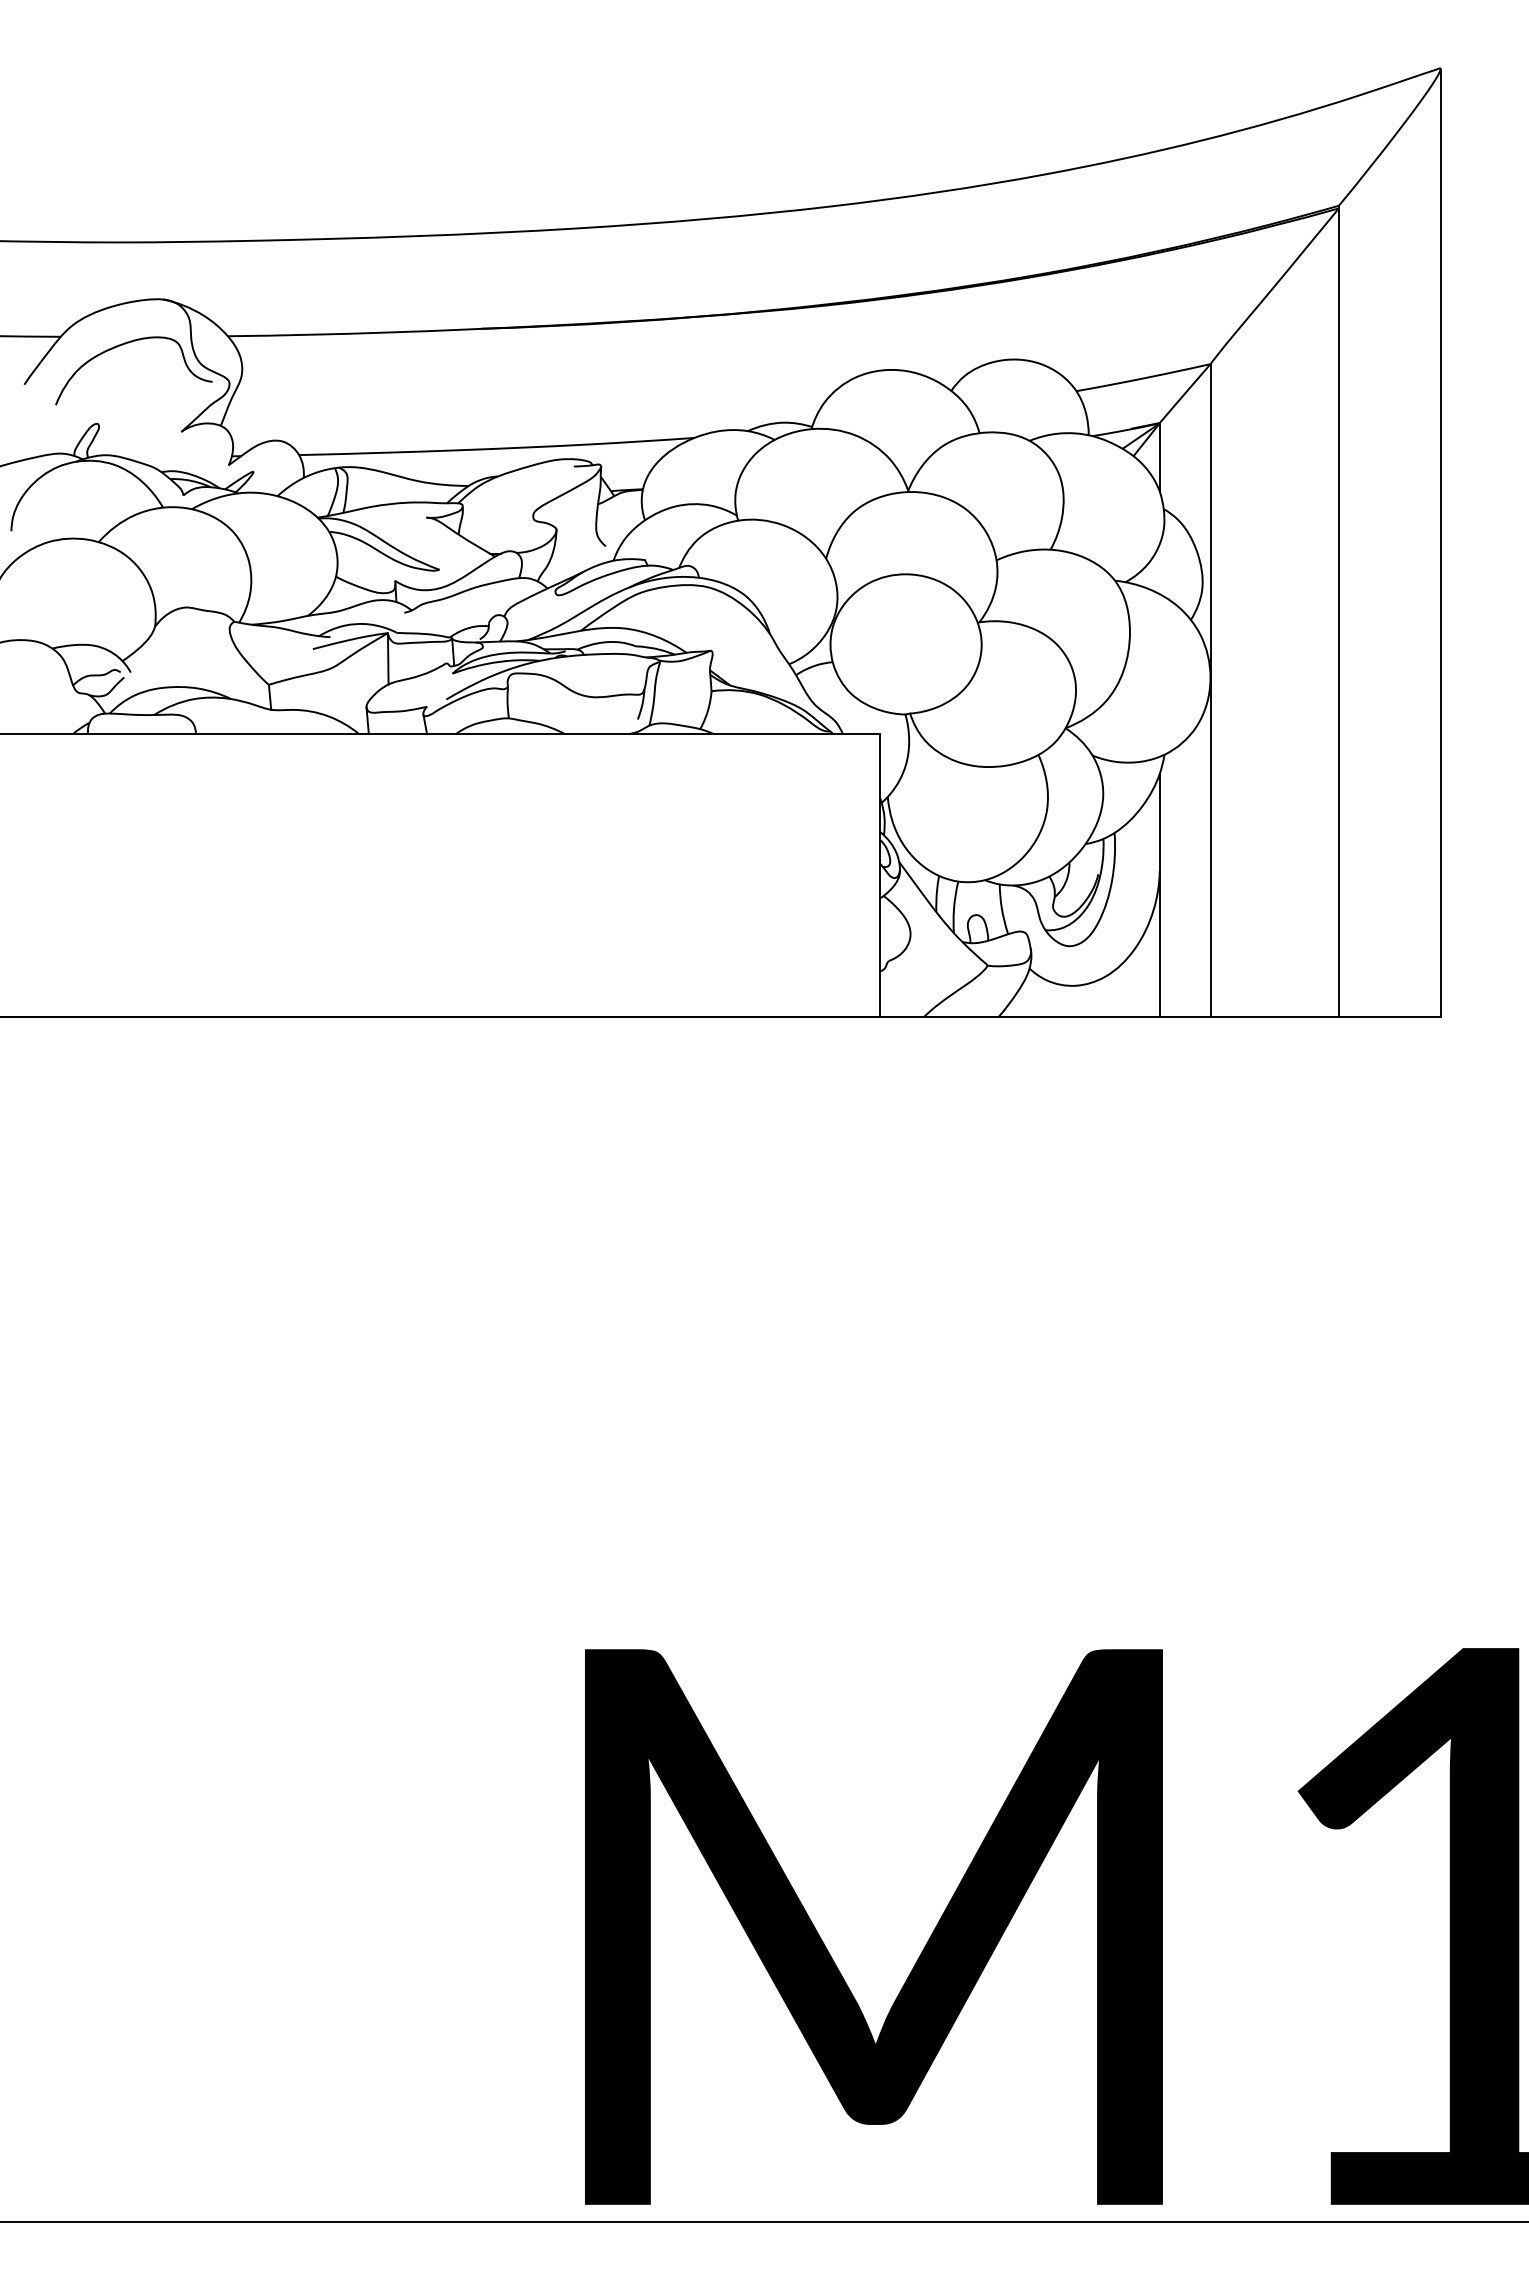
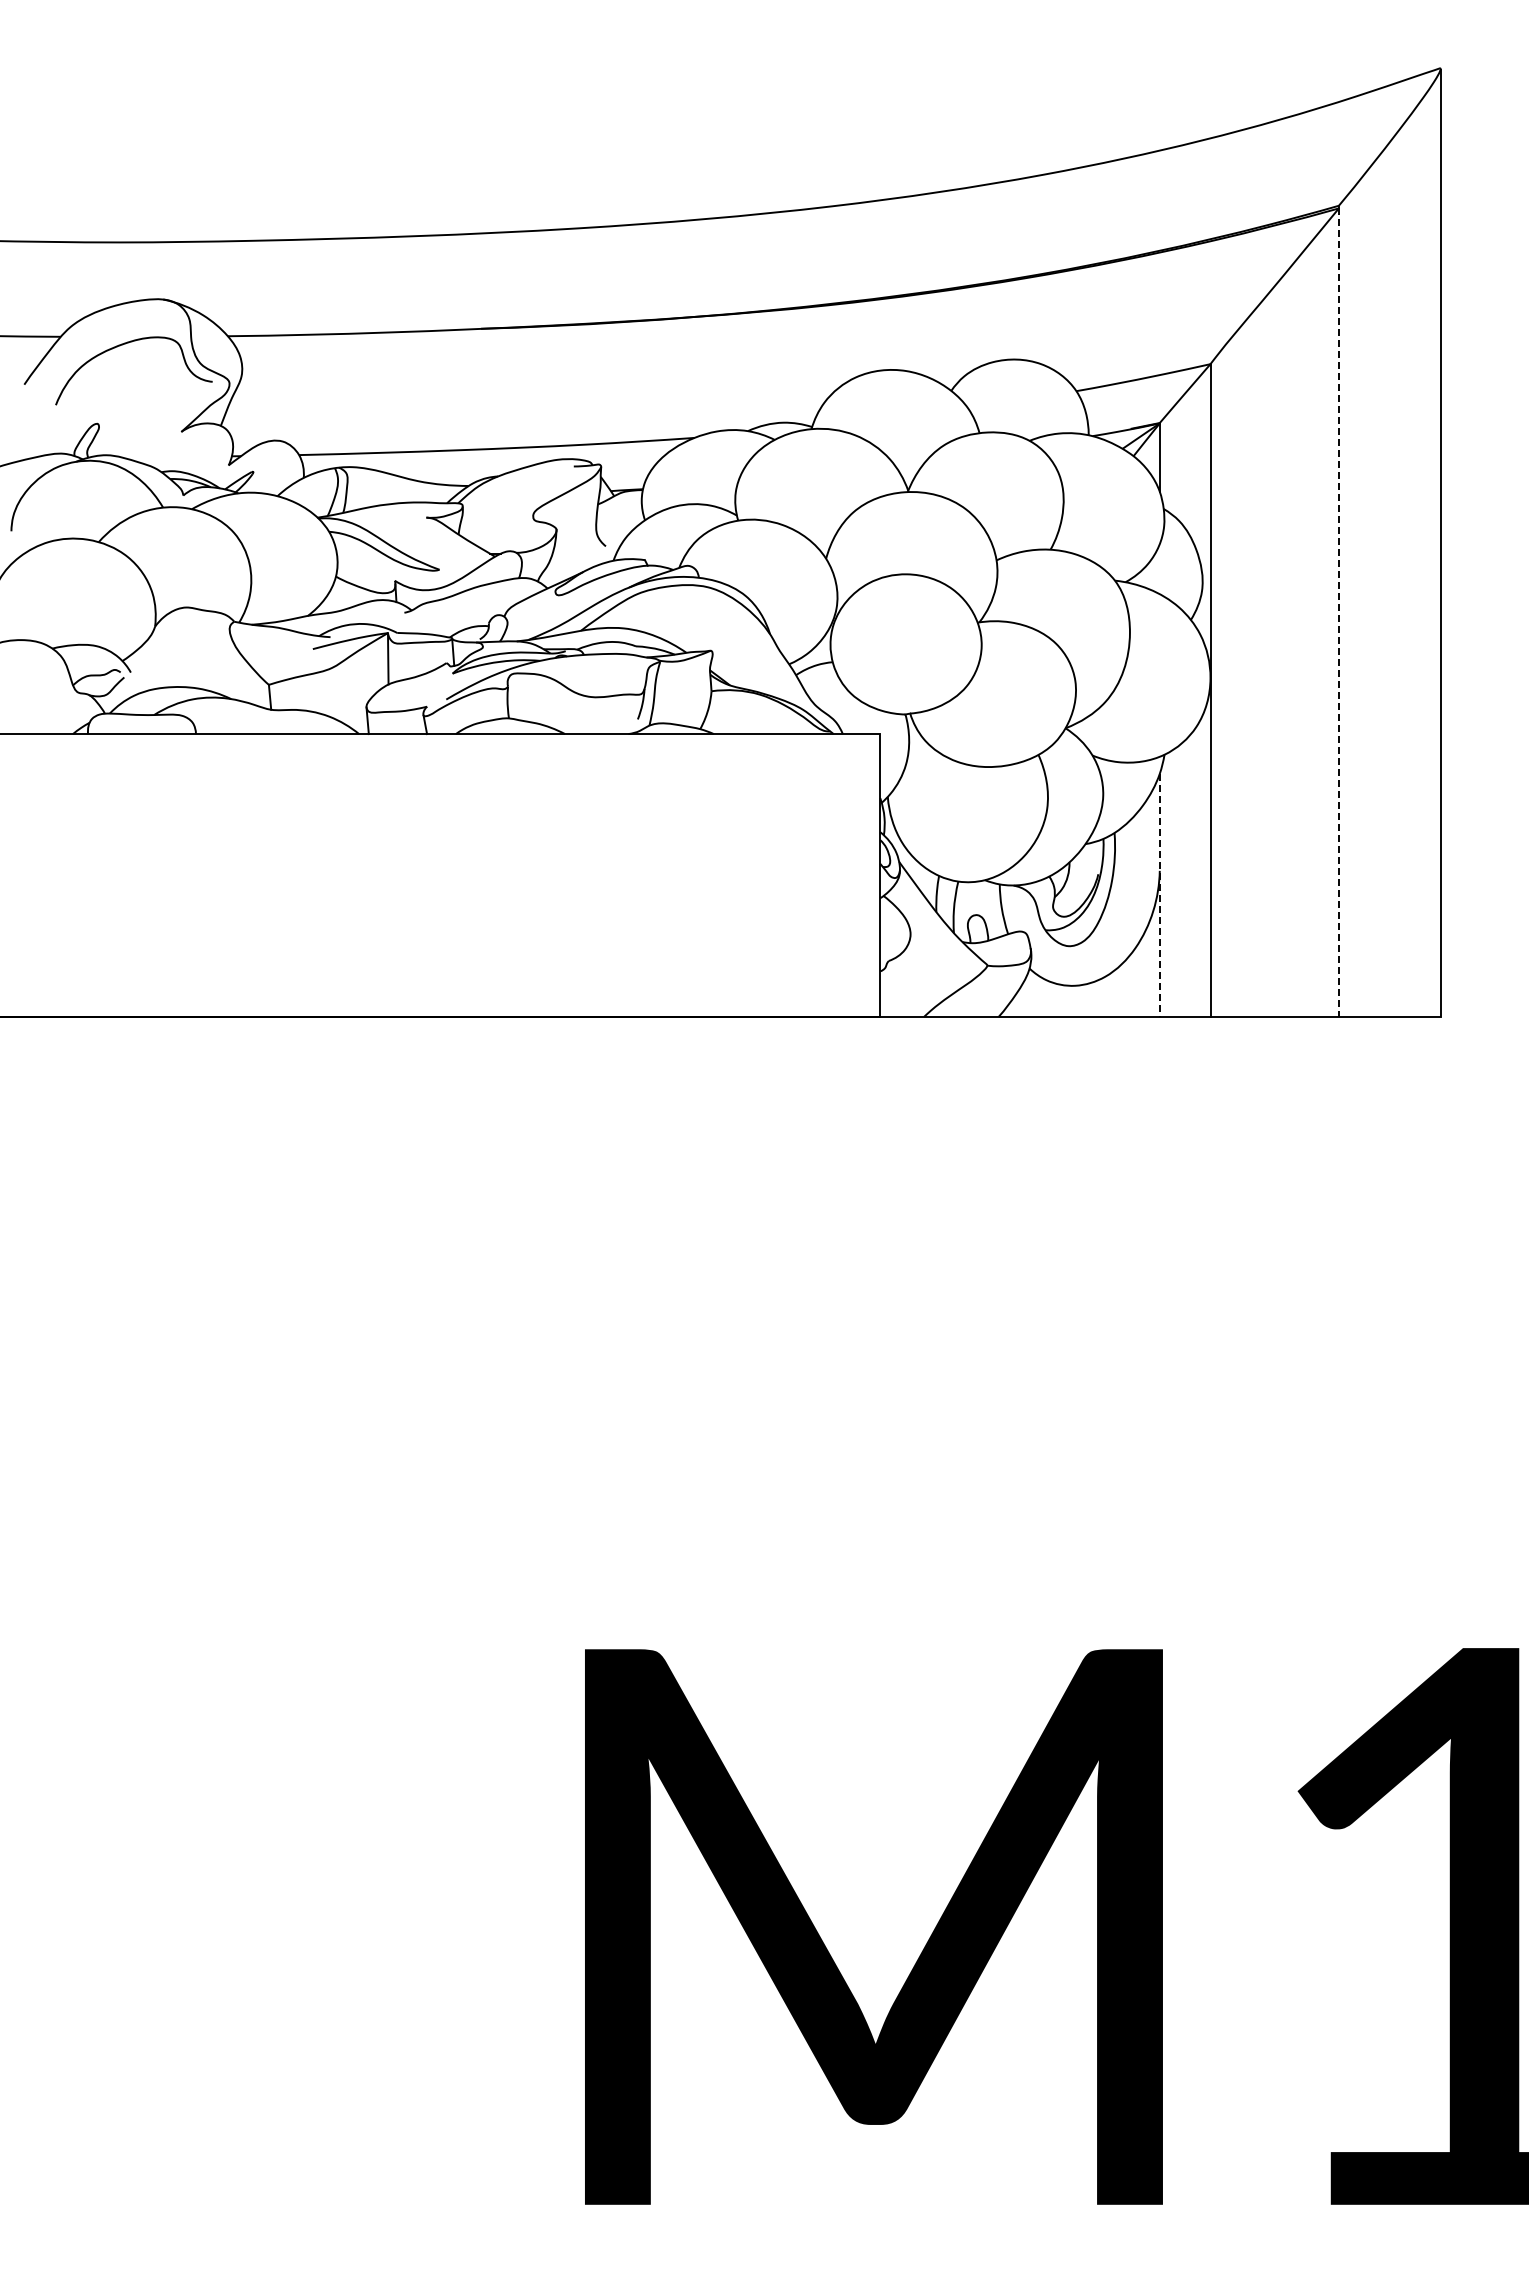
line: solid -> dashed (1338, 613)
line: solid -> dashed (1159, 895)
line: present -> none (763, 2221)
